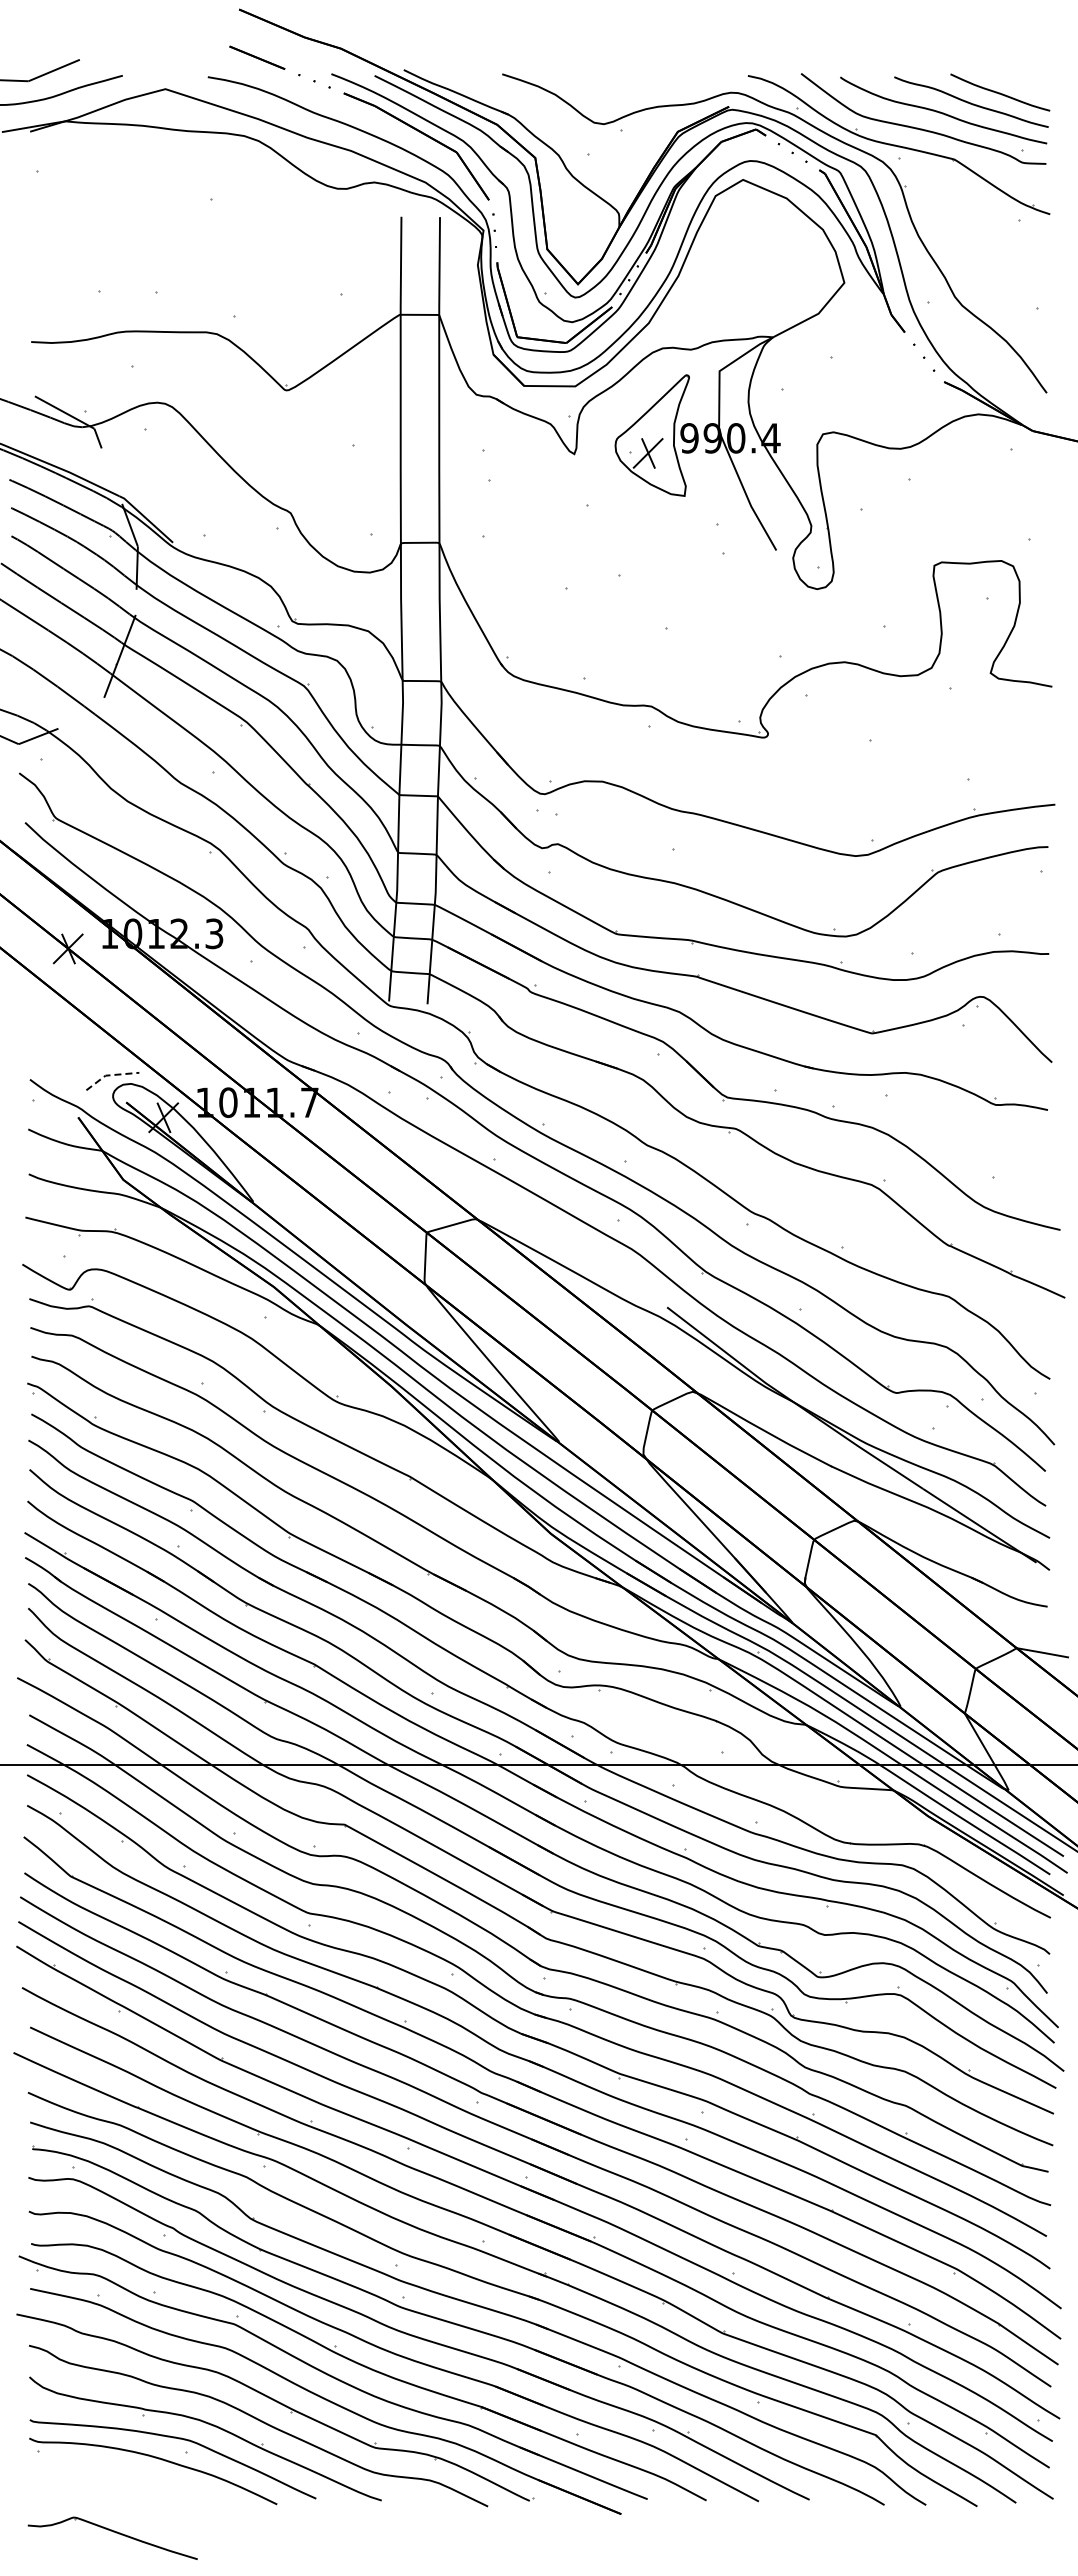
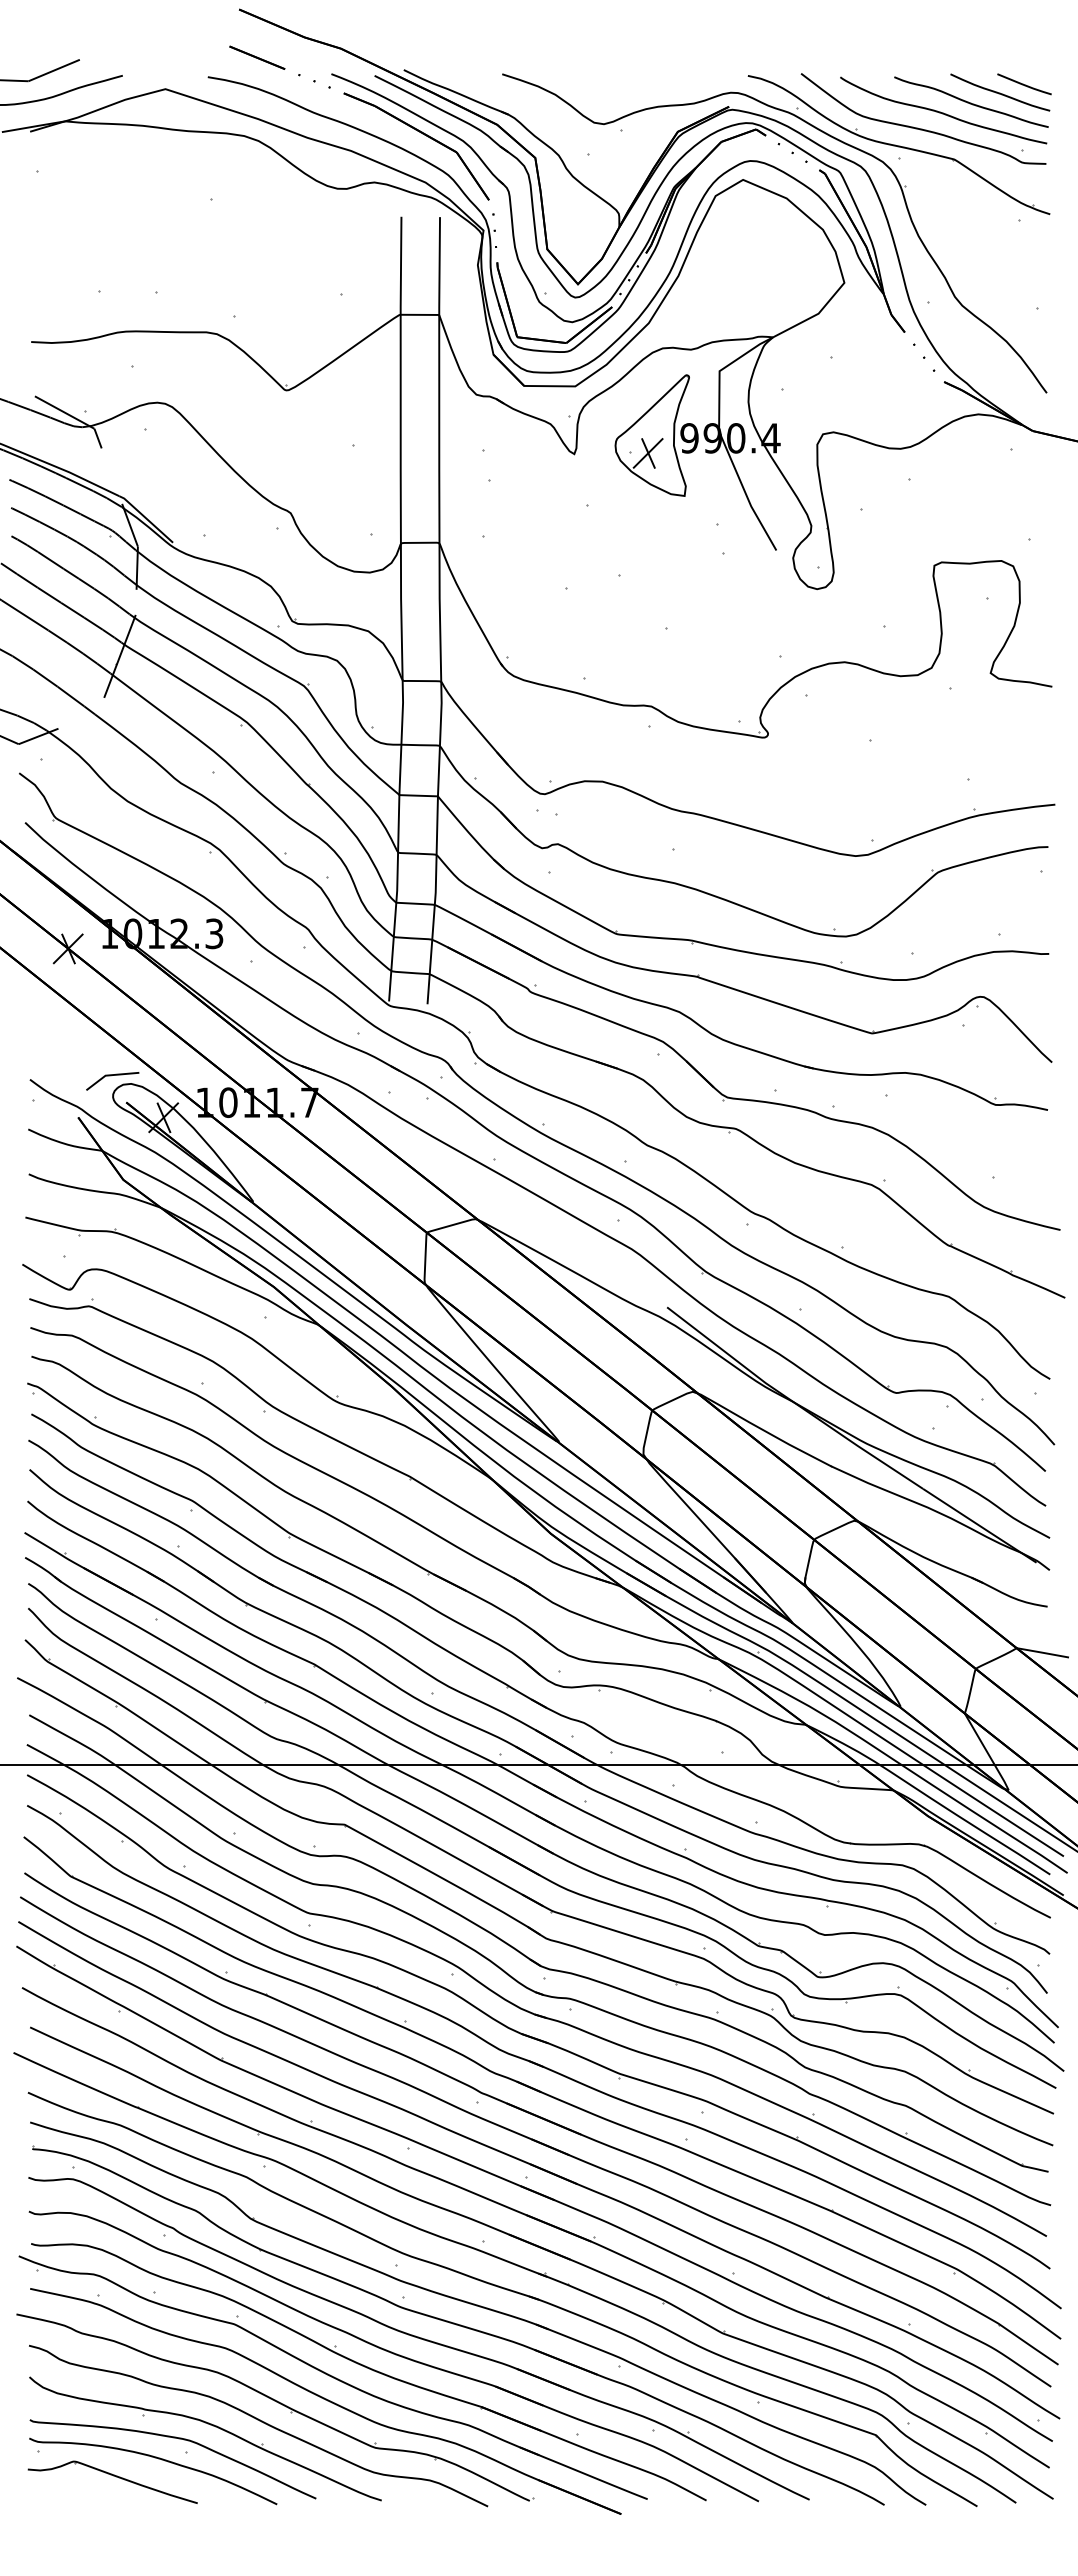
line: none -> present (1024, 84)
line: dashed -> solid (109, 1075)
part position: (112, 2537) -> (112, 2481) (112, 2481)
